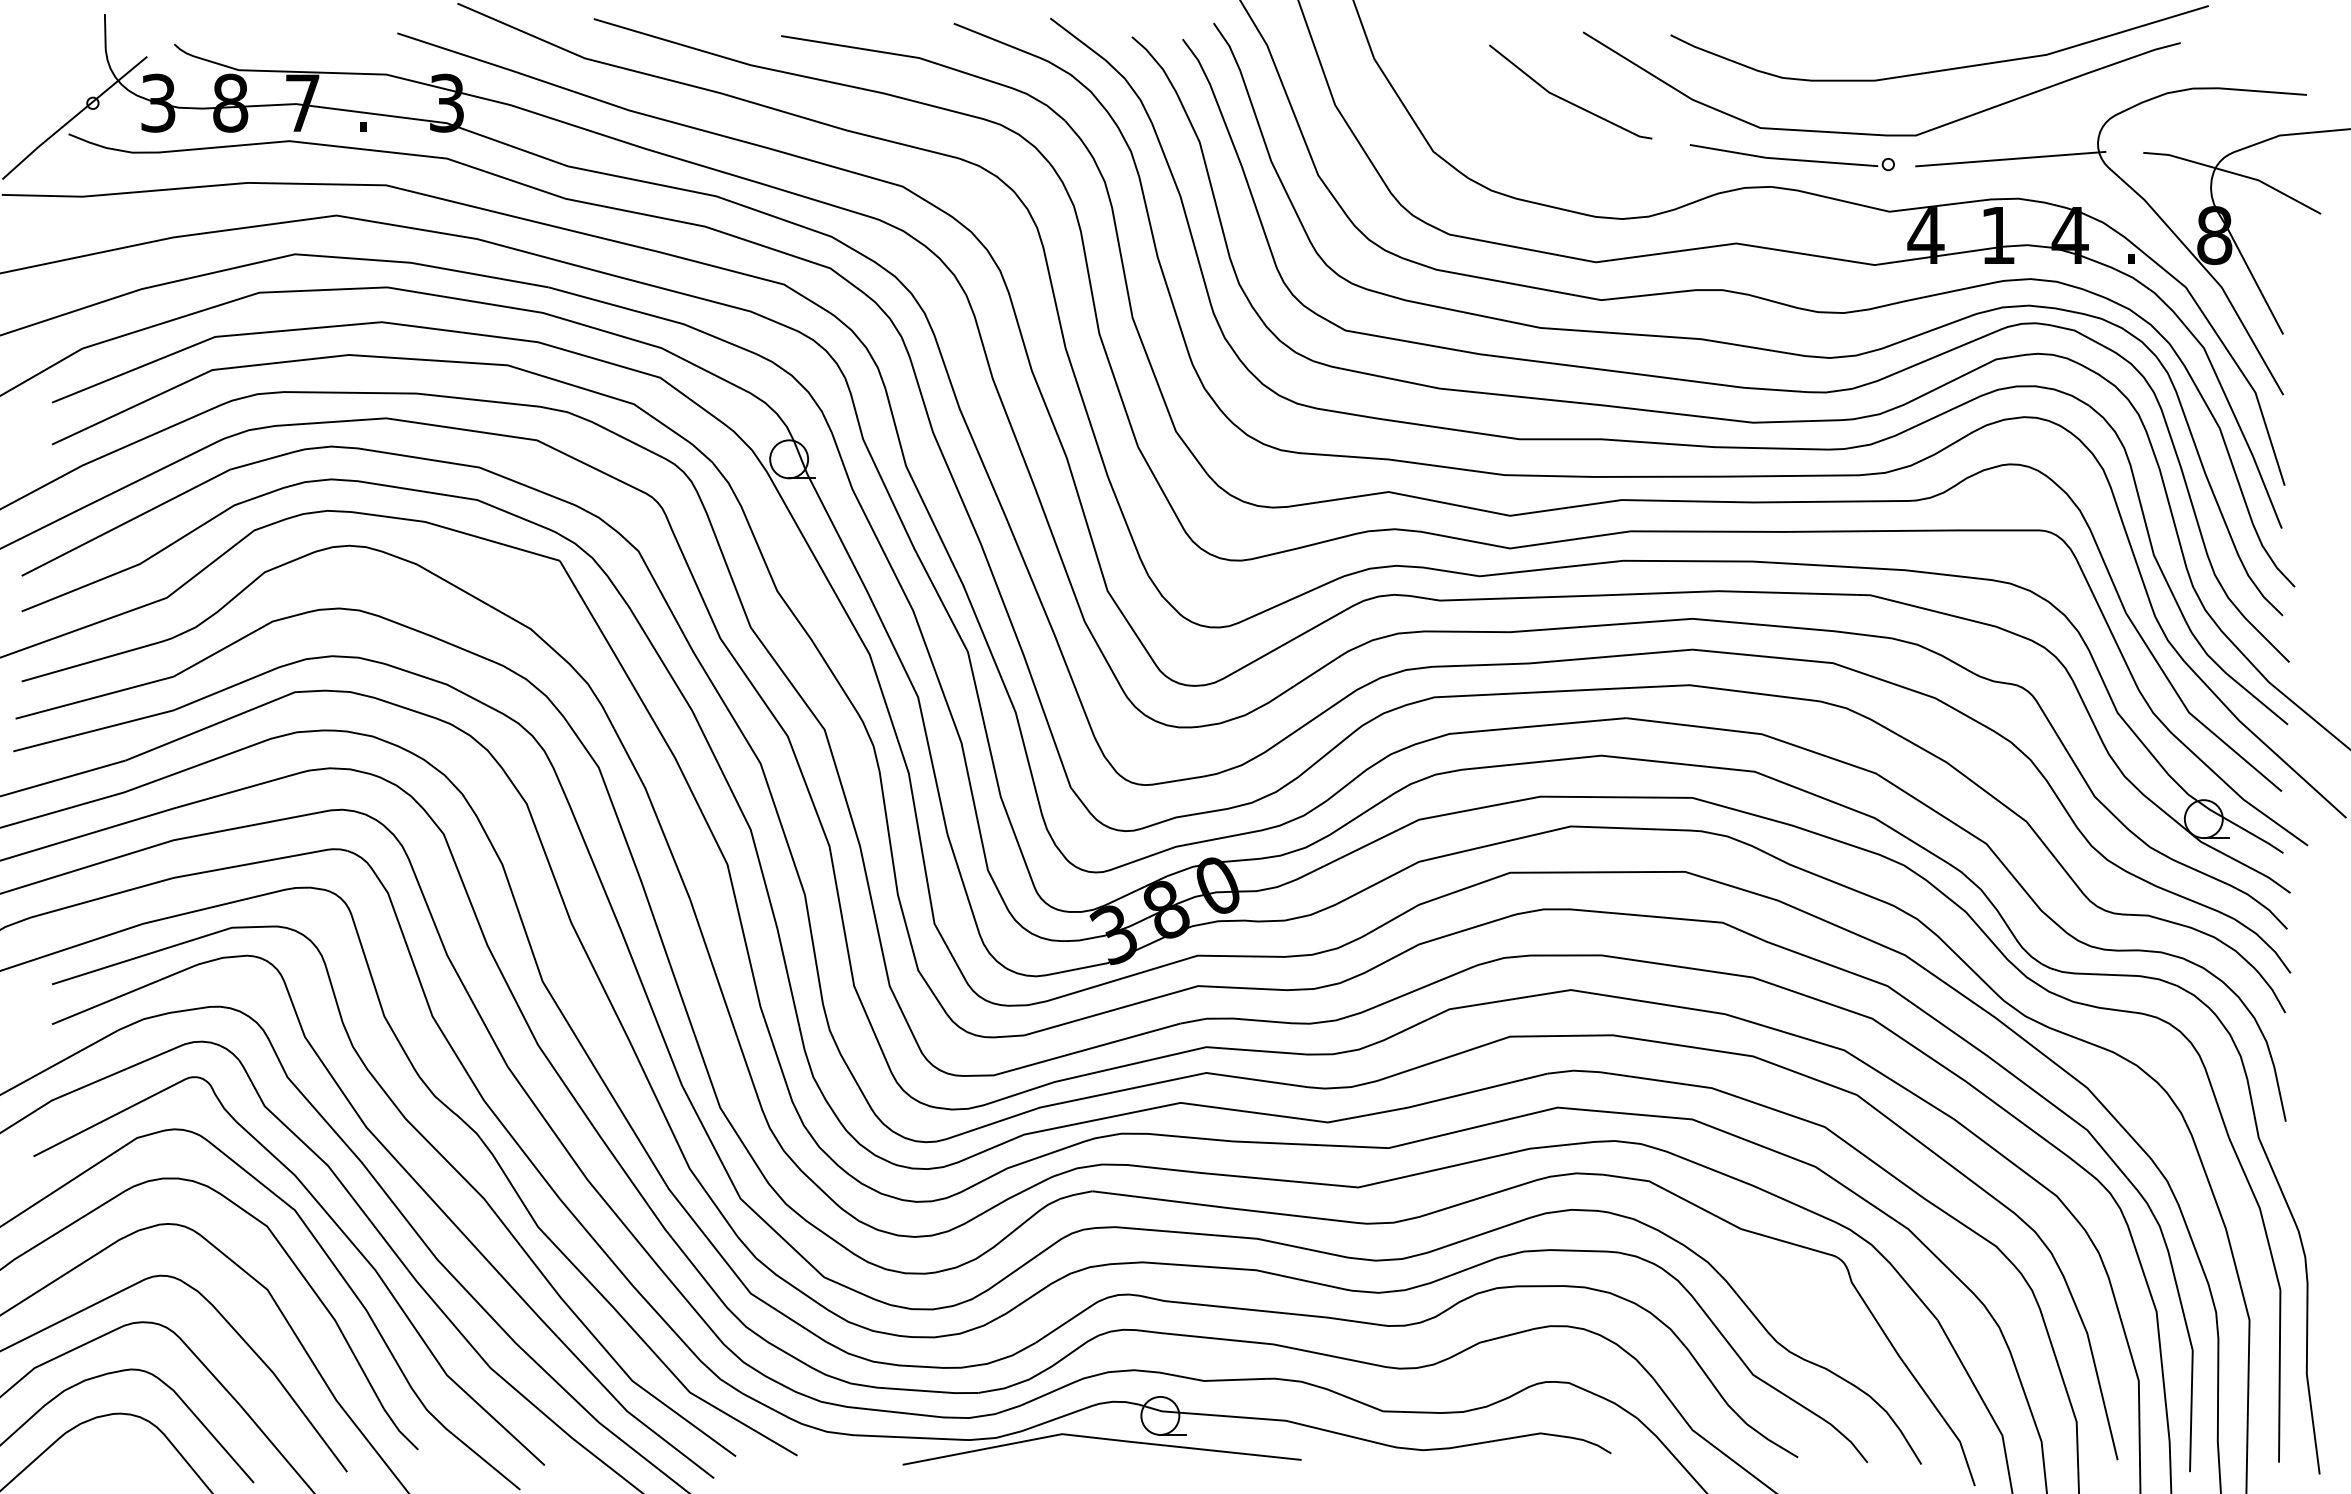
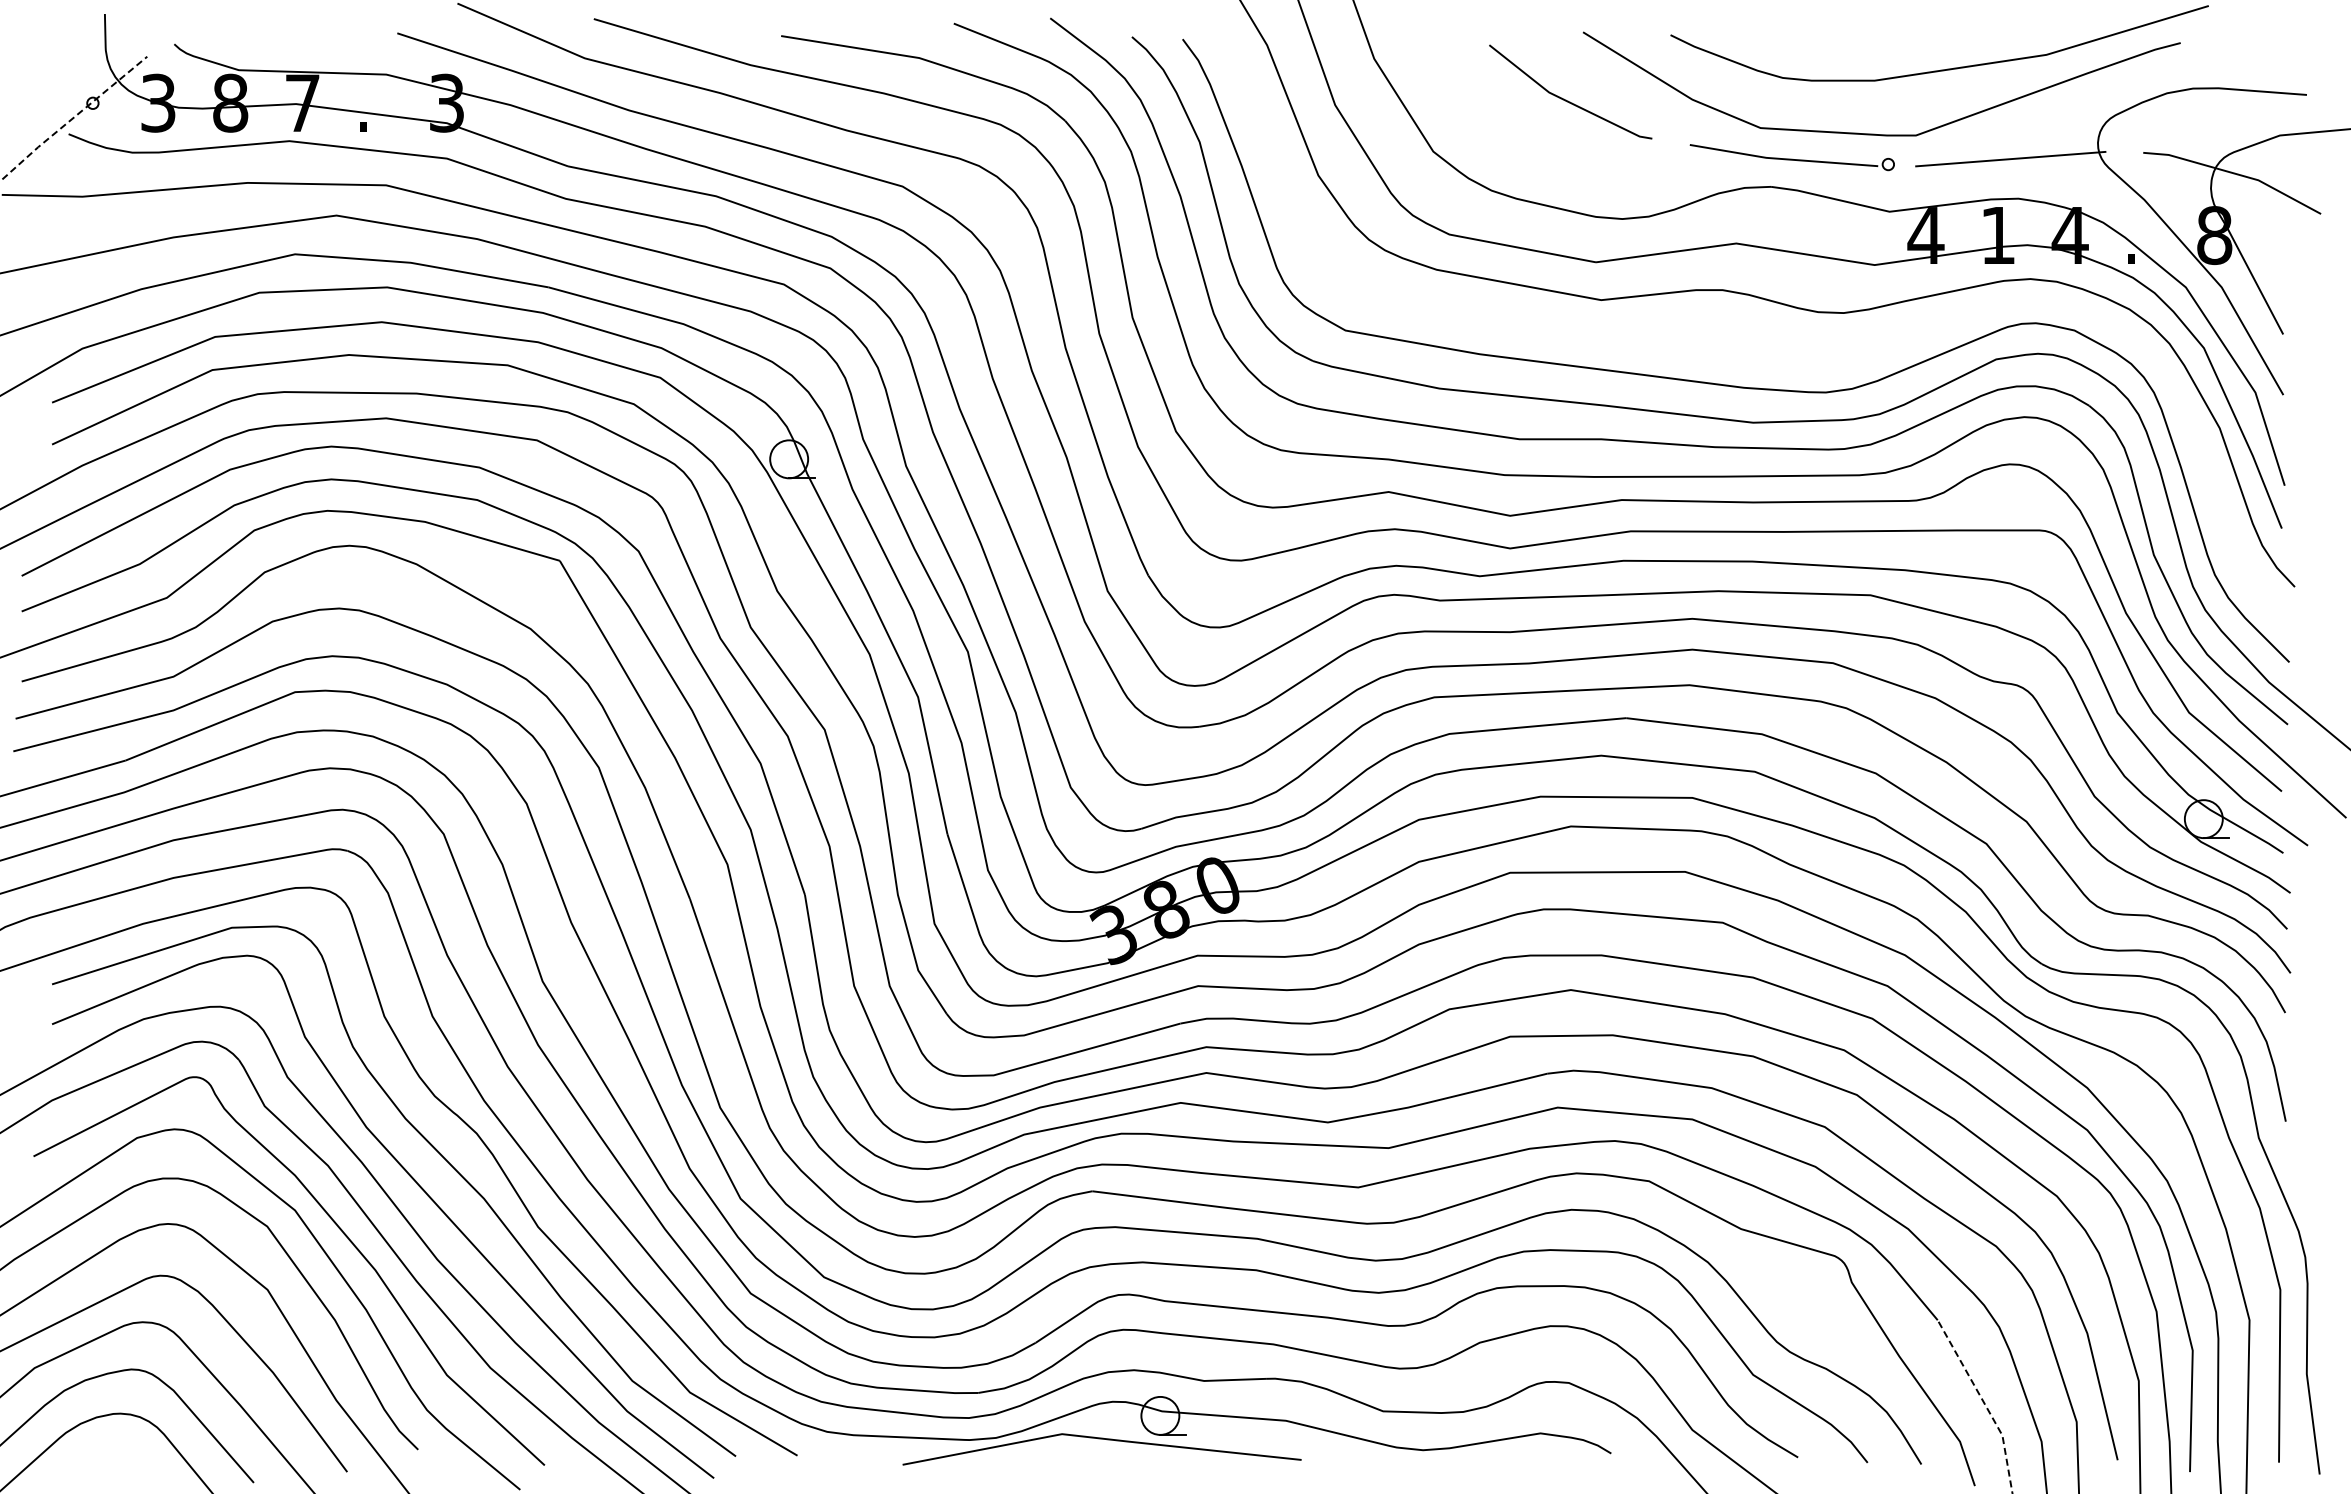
line: solid -> dashed (73, 117)
curve: present -> none (1741, 344)
line: solid -> dashed (1984, 1403)
